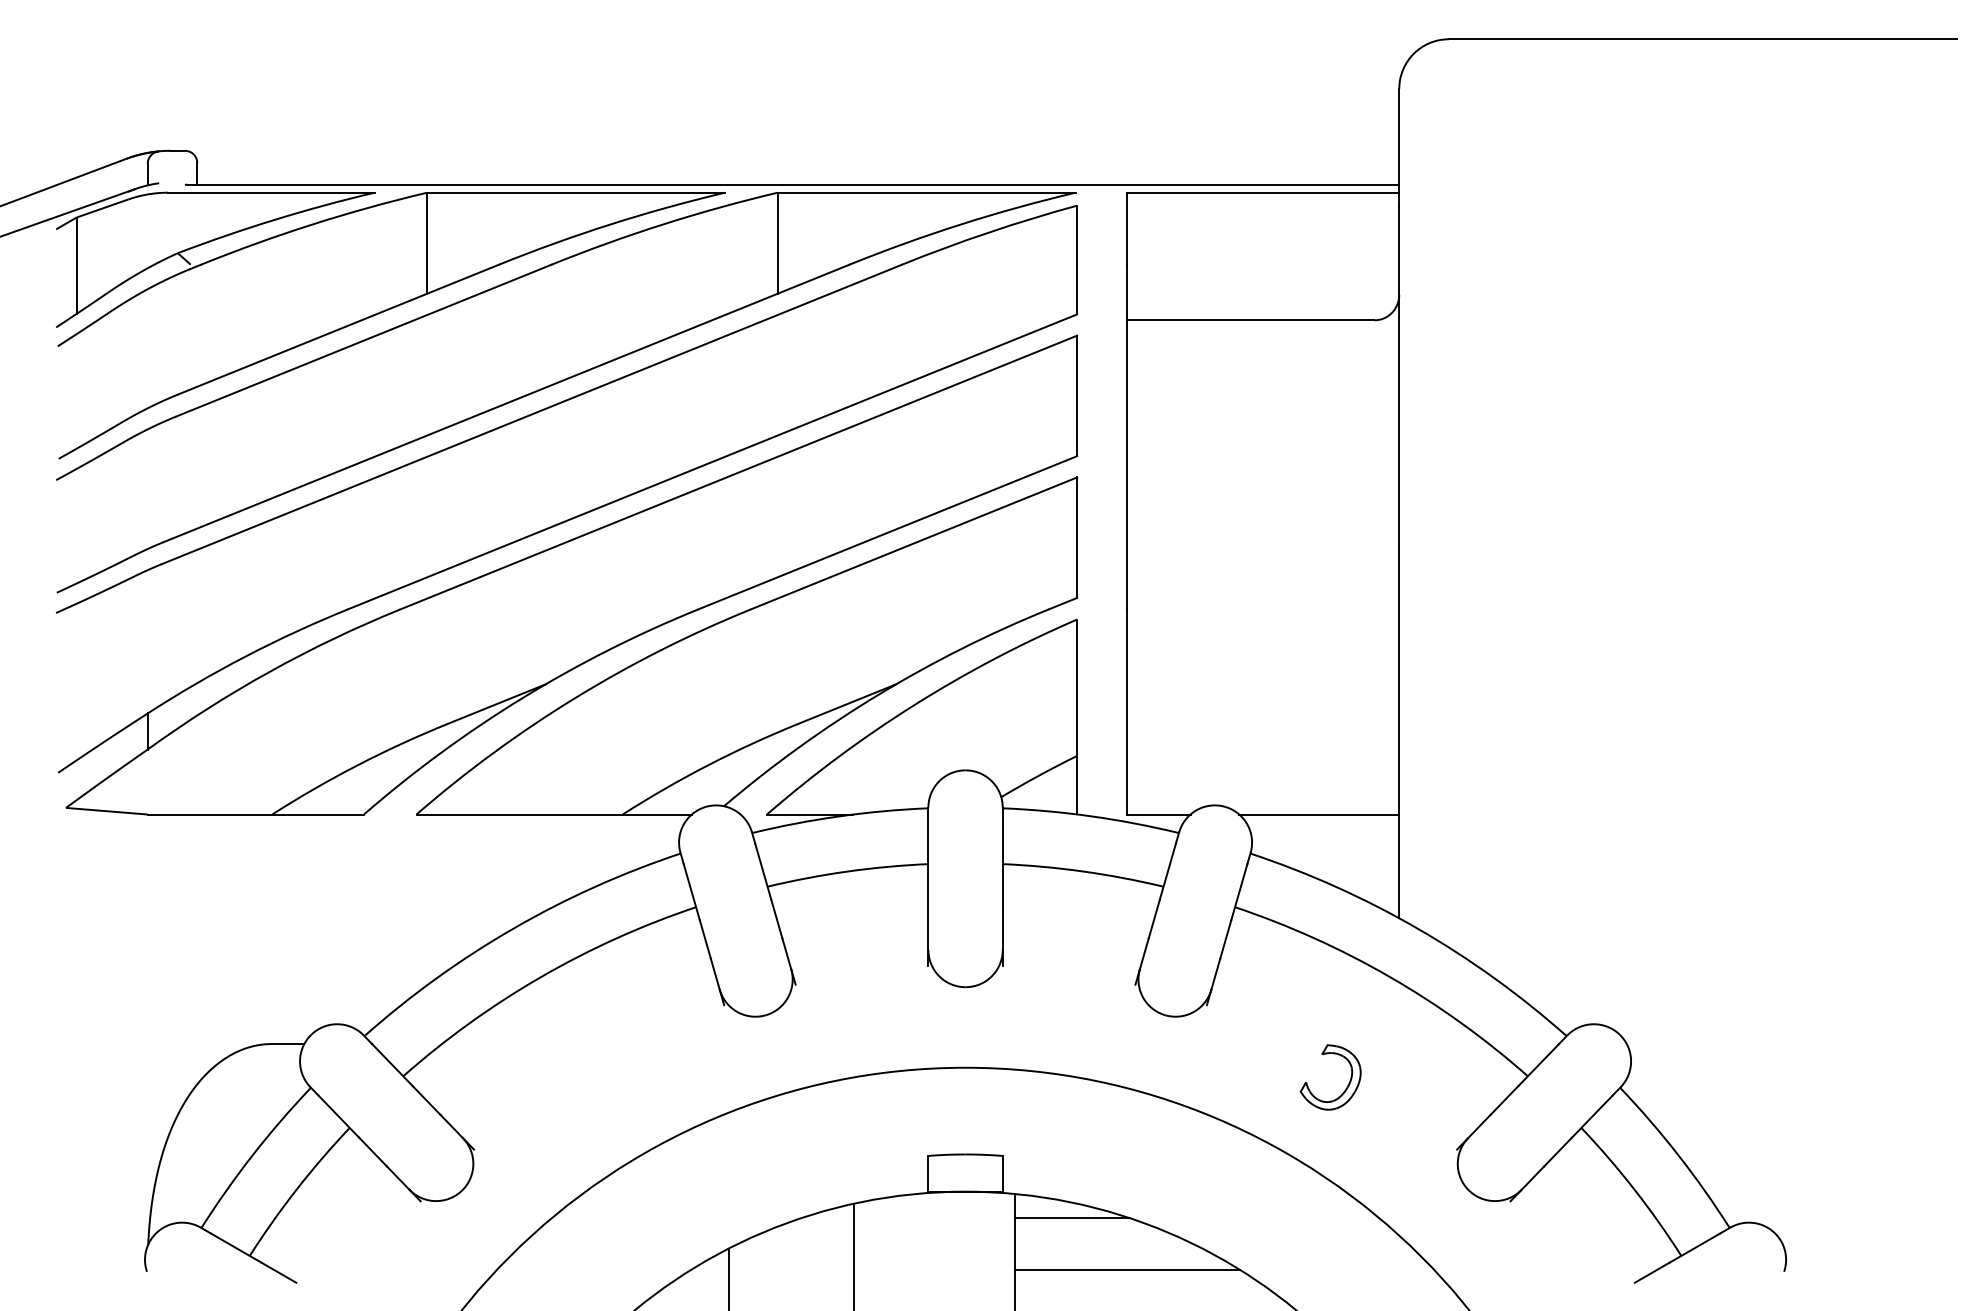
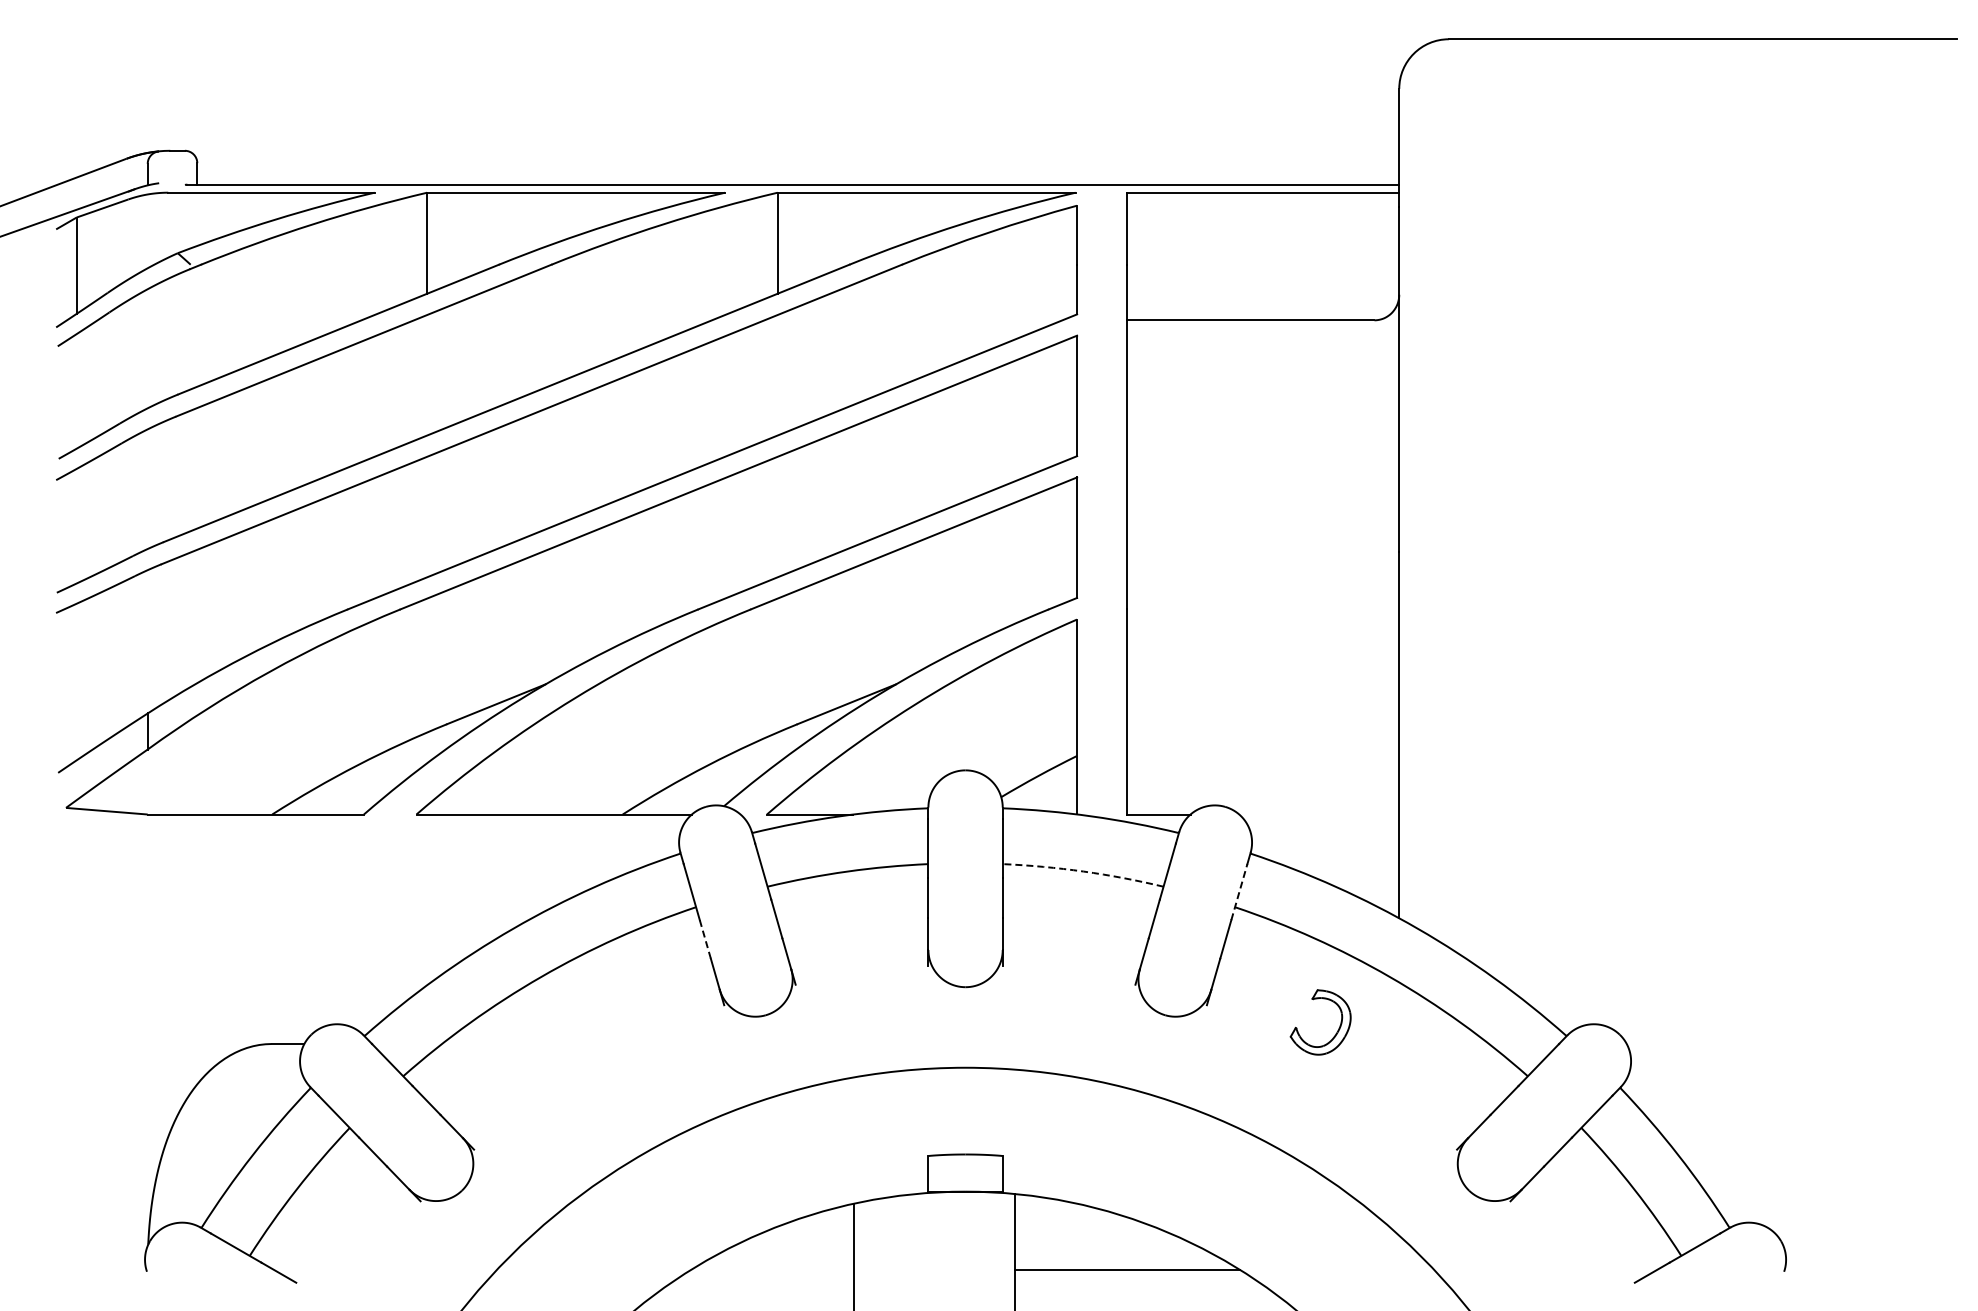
line: present -> none (1319, 814)
arc: solid -> dashed (1083, 871)
line: solid -> dashed (1239, 891)
line: solid -> dashed (705, 939)
part position: (1345, 1088) -> (1335, 1033) (1335, 1033)
line: present -> none (1072, 1218)
line: present -> none (728, 1277)
